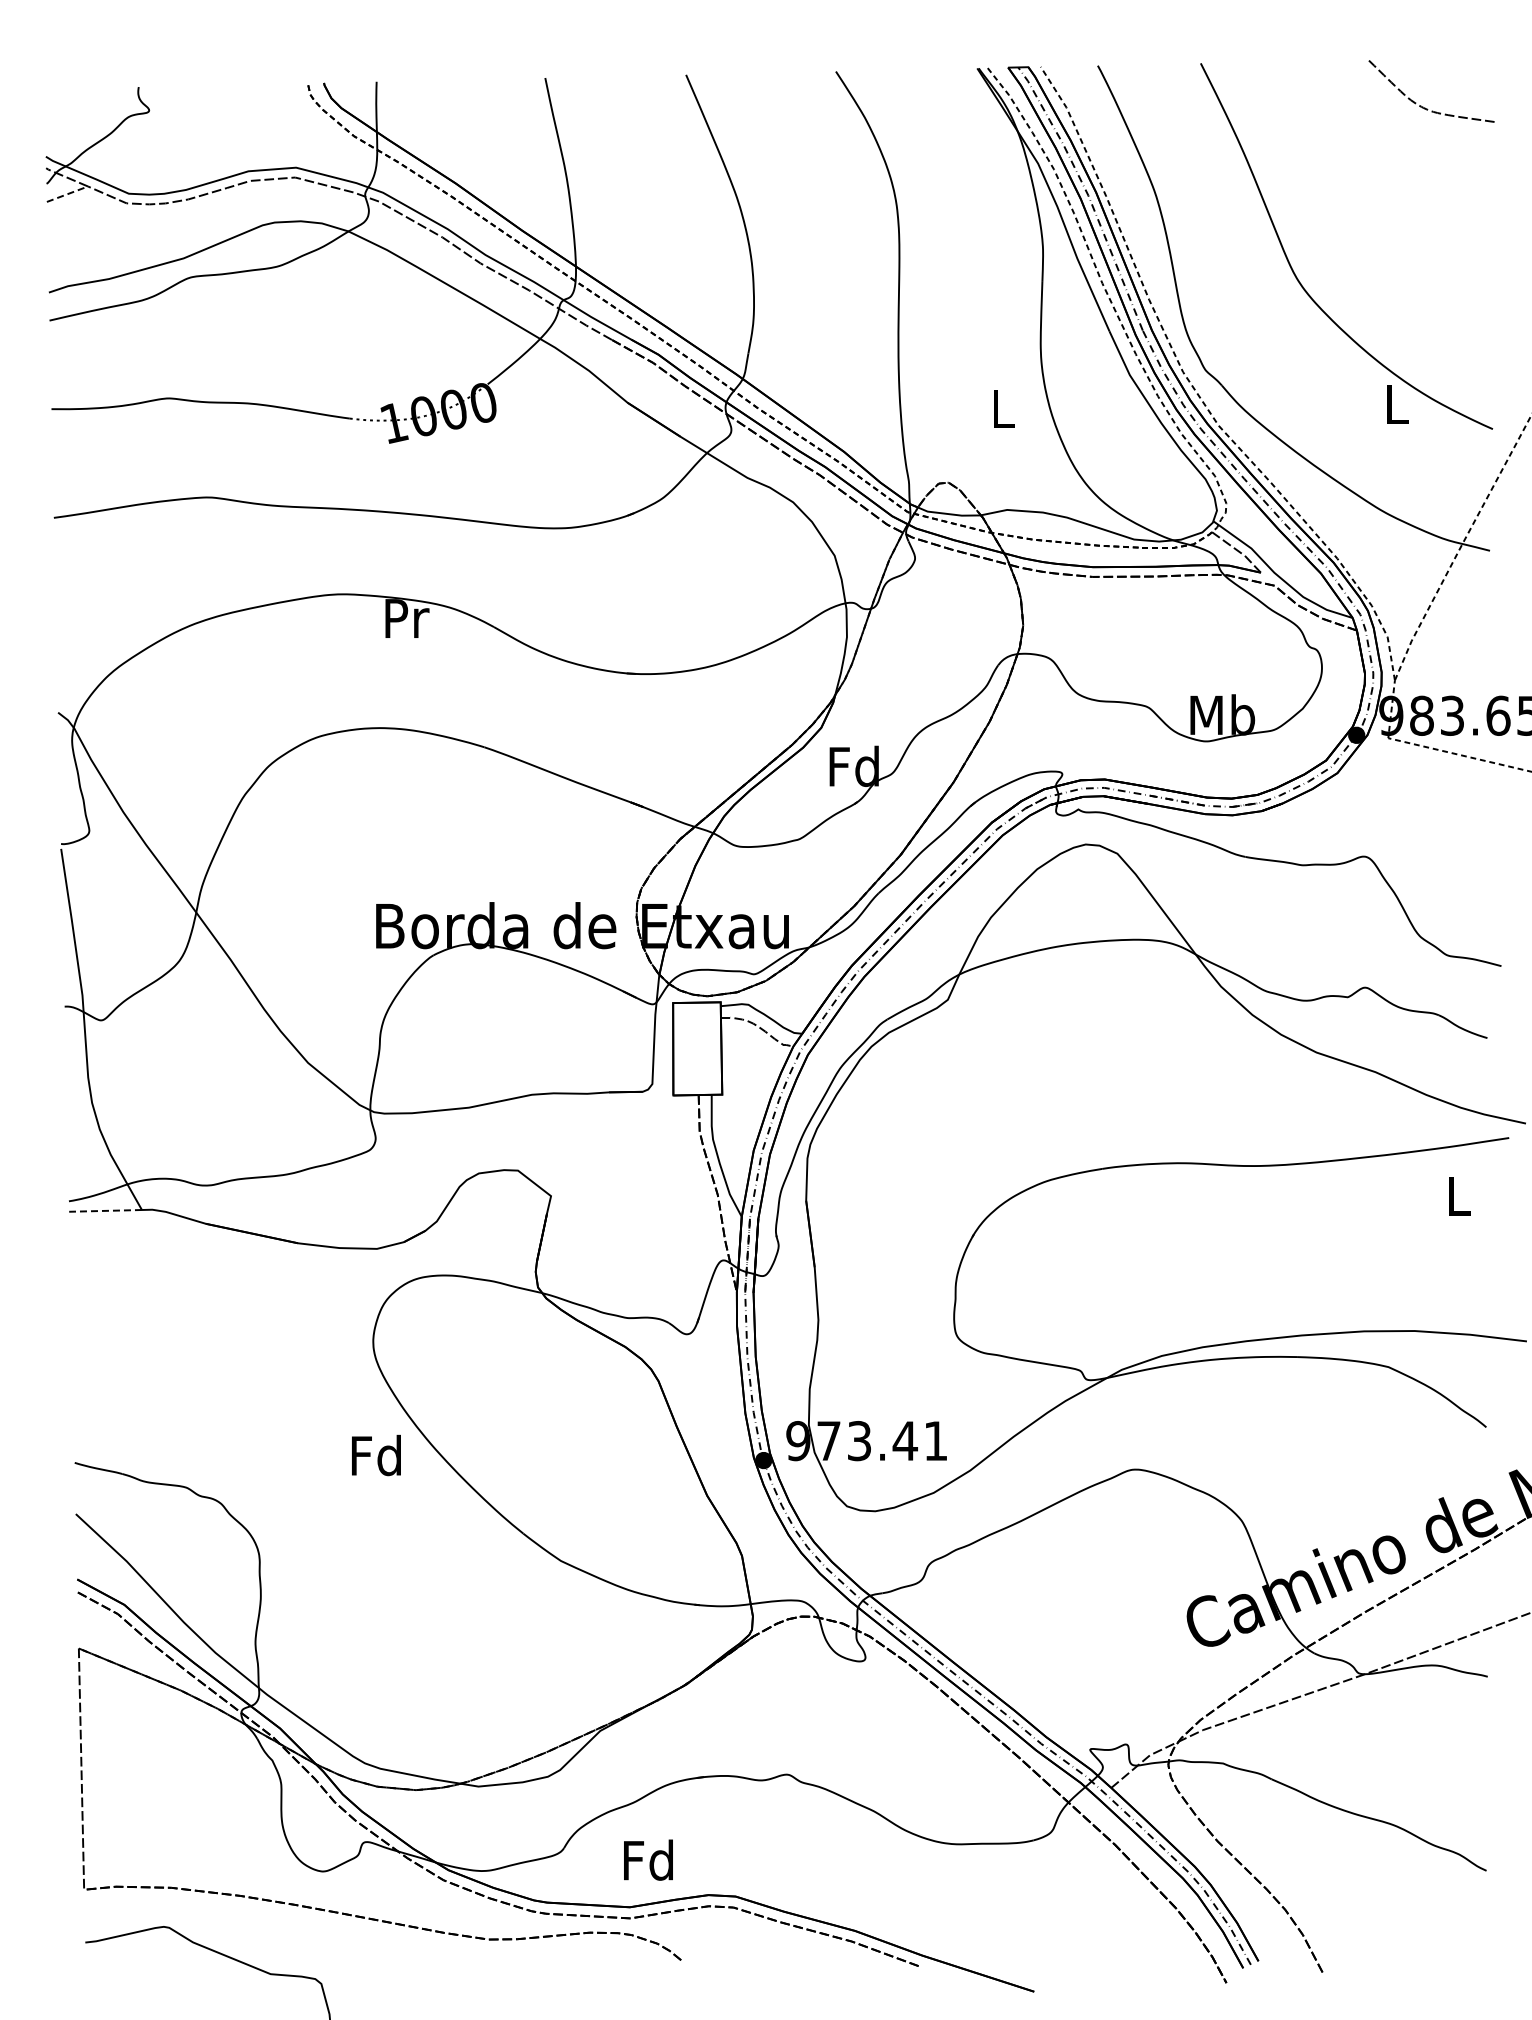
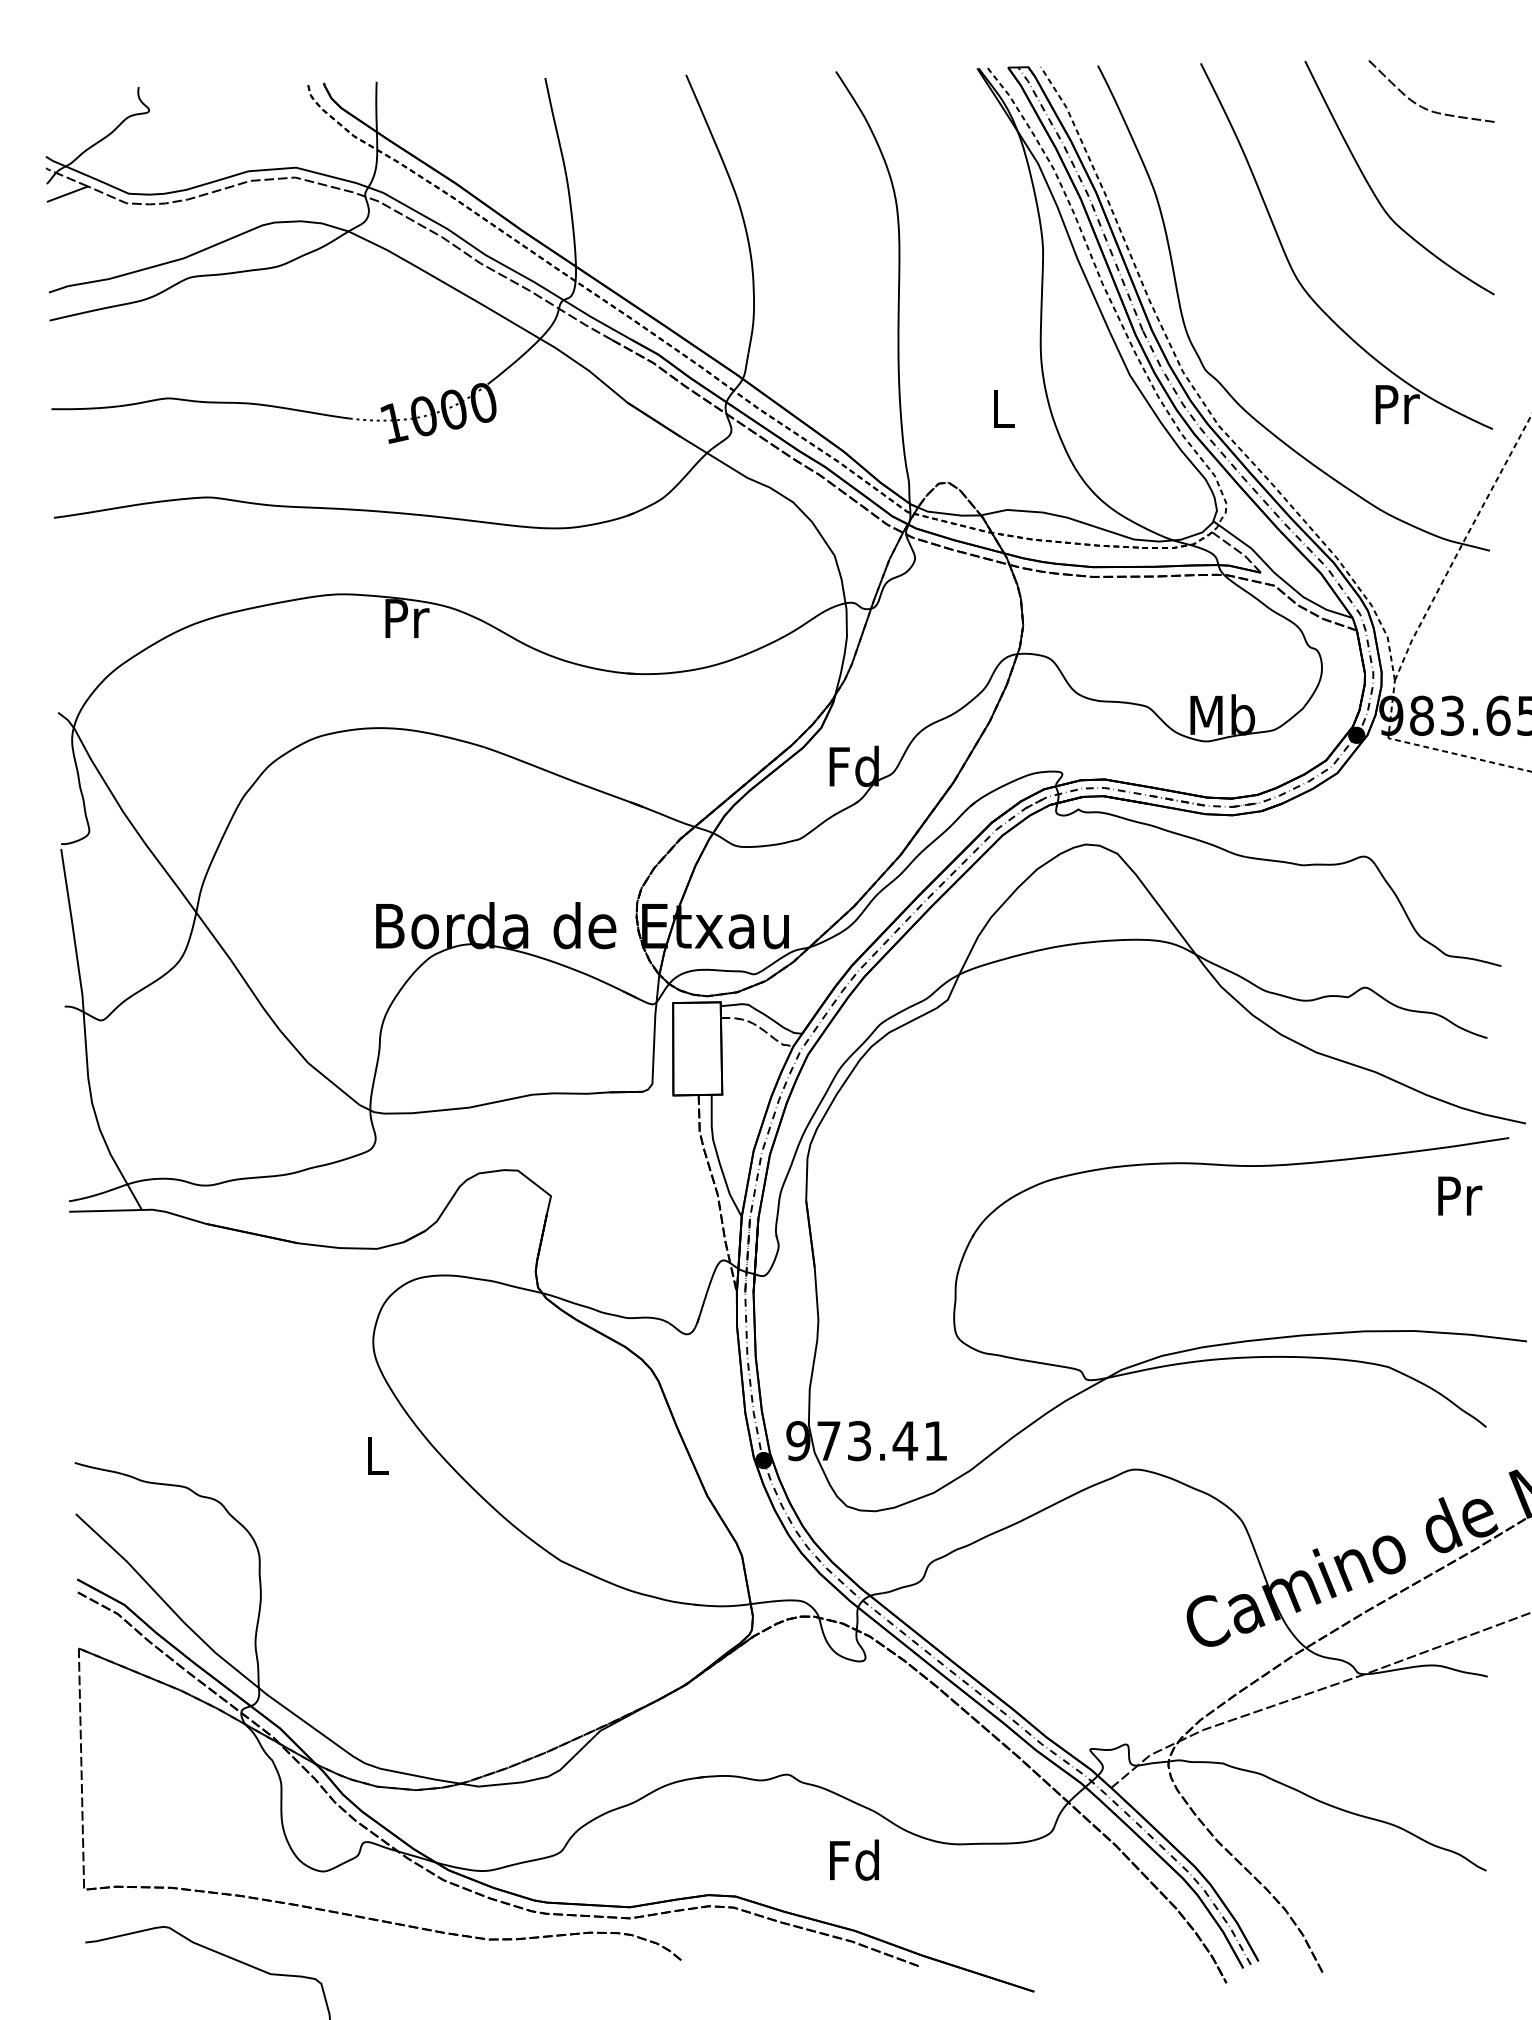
curve: none -> present (1373, 190)
line: dashed -> solid (67, 194)
text: L -> Pr (1397, 404)
text: L -> Pr (1460, 1195)
line: dashed -> solid (105, 1210)
text: Fd -> L (376, 1455)
text position: (648, 1859) -> (854, 1859) (854, 1859)
